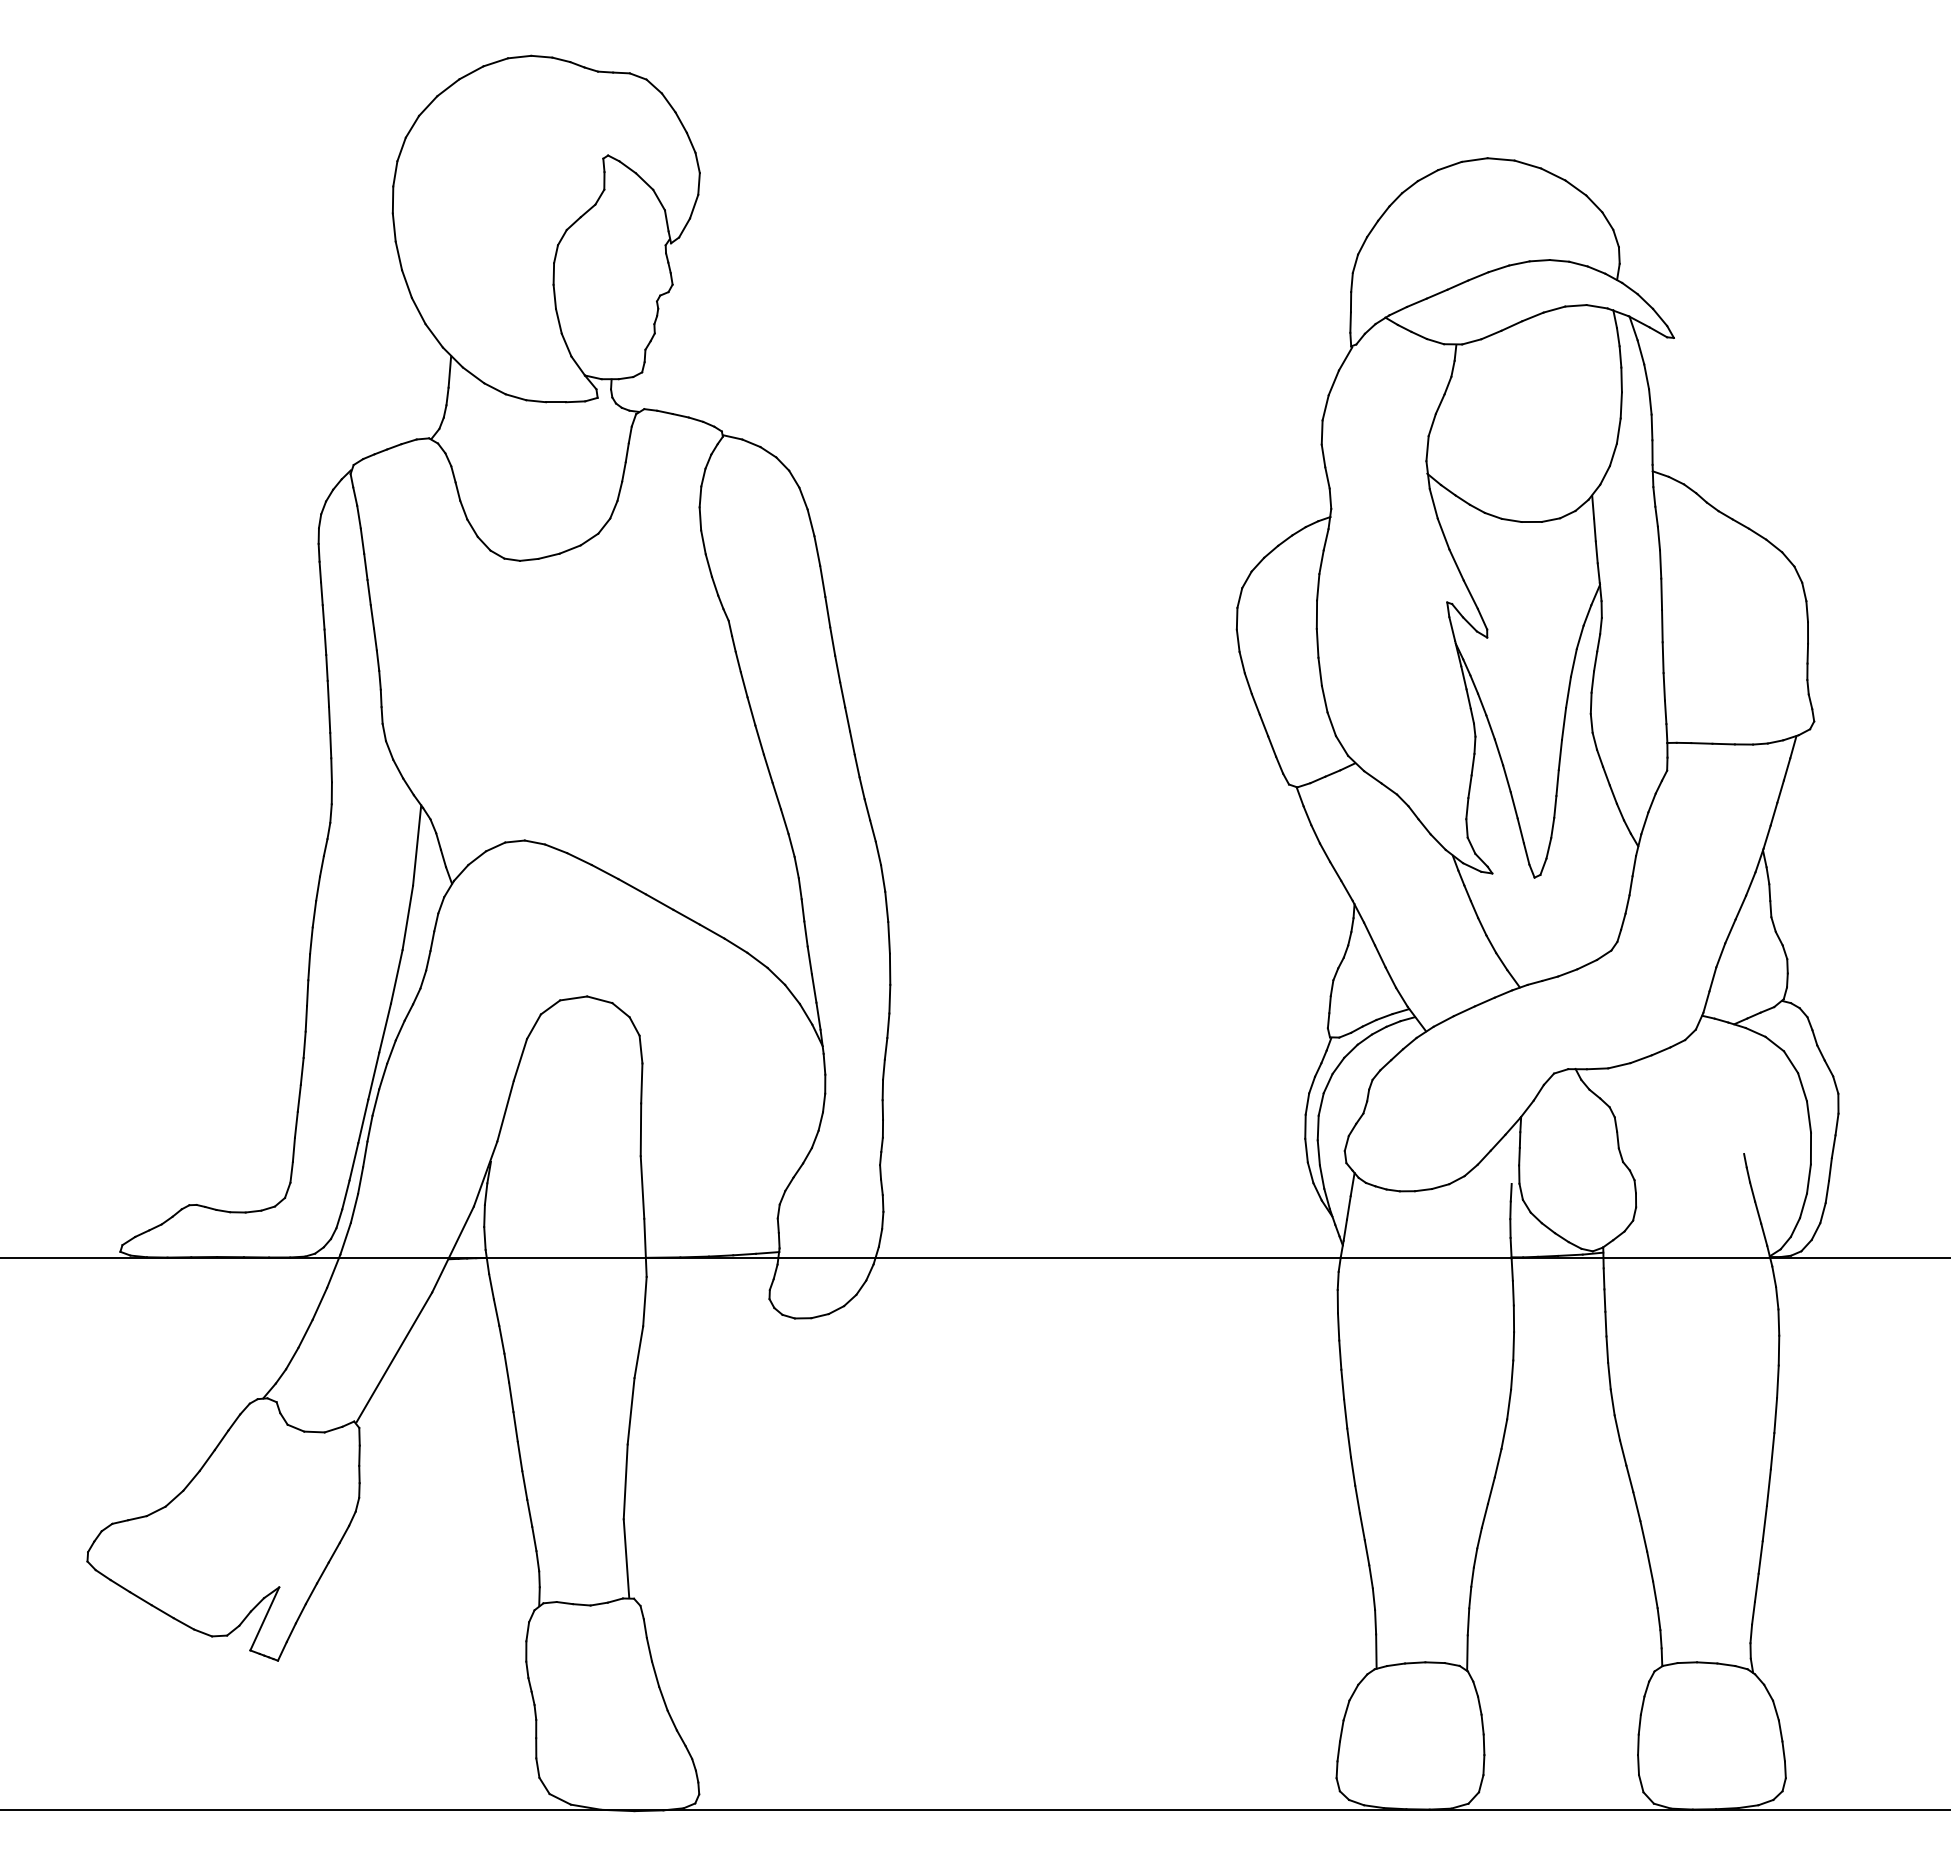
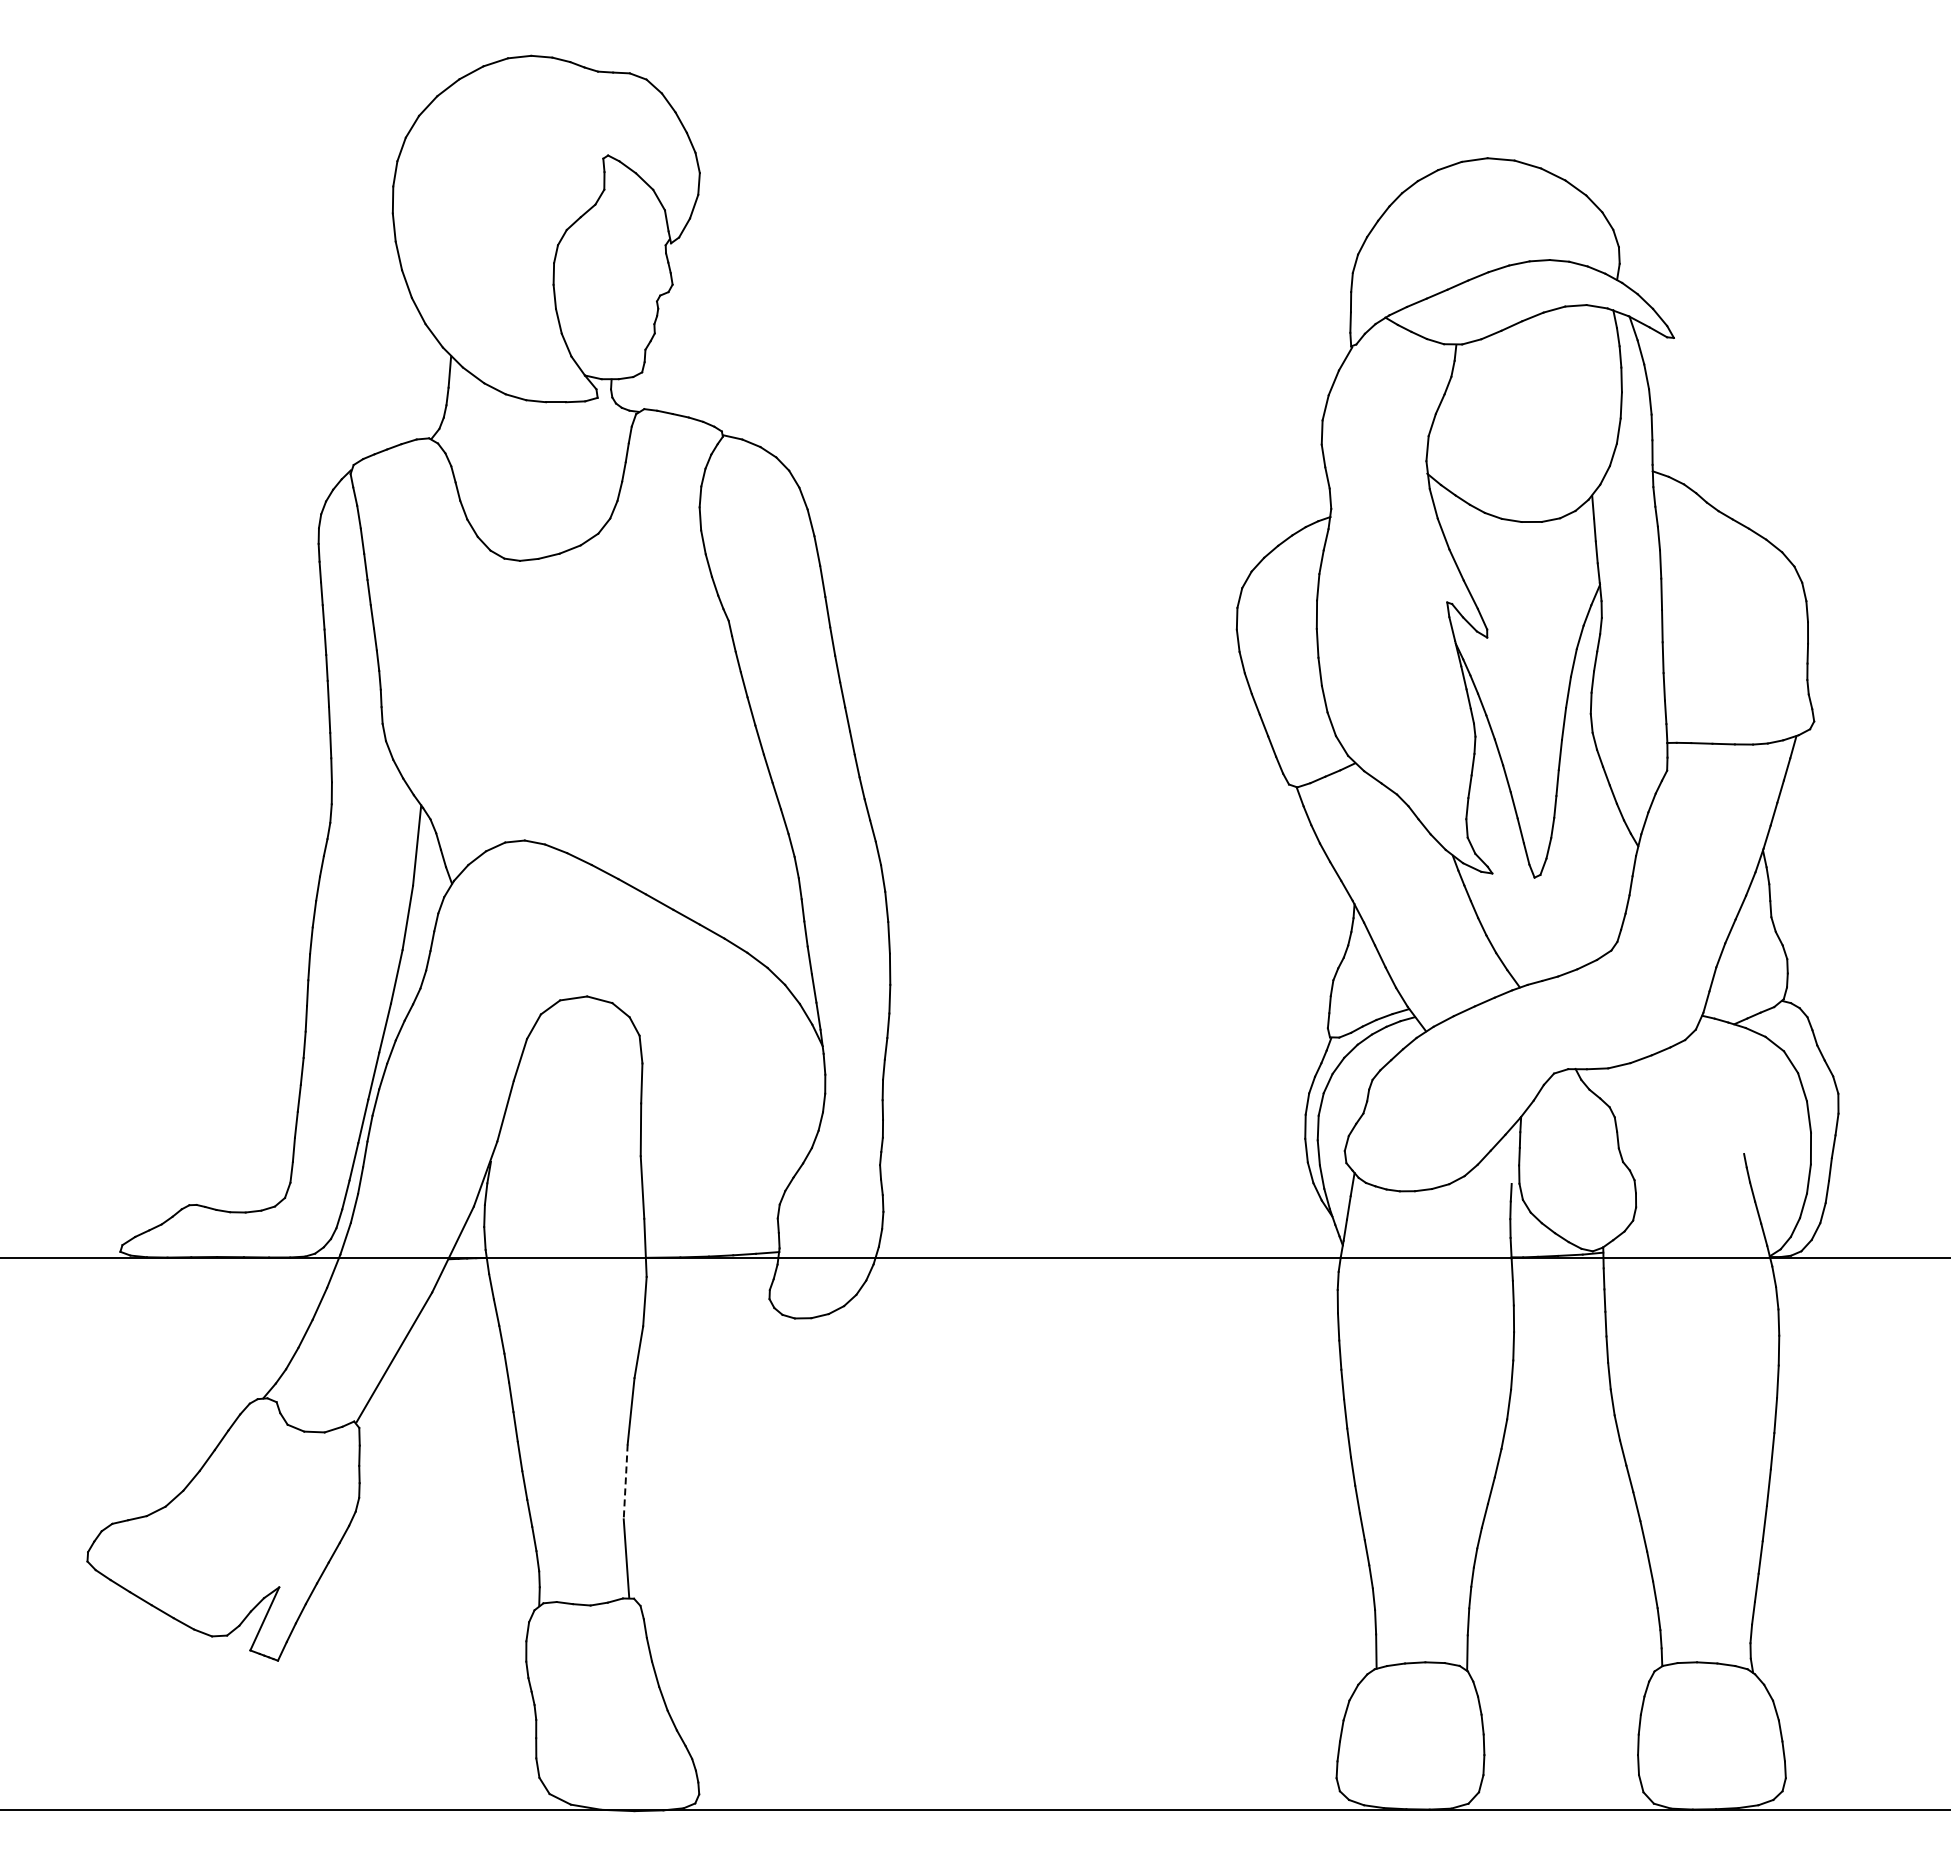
line: solid -> dashed (625, 1482)
